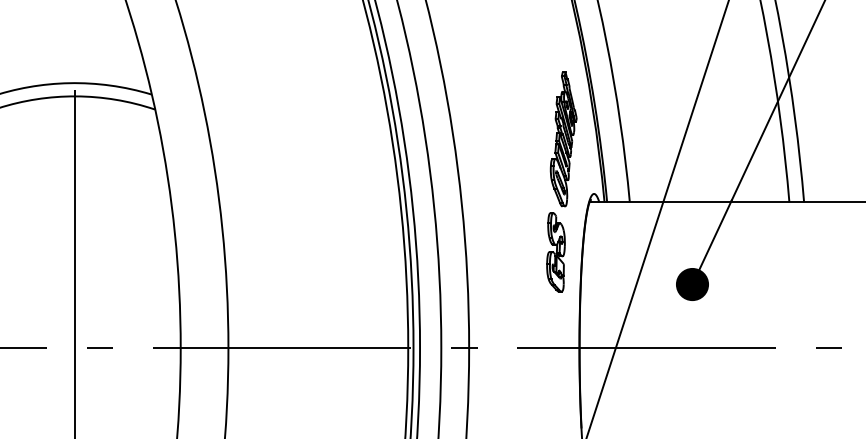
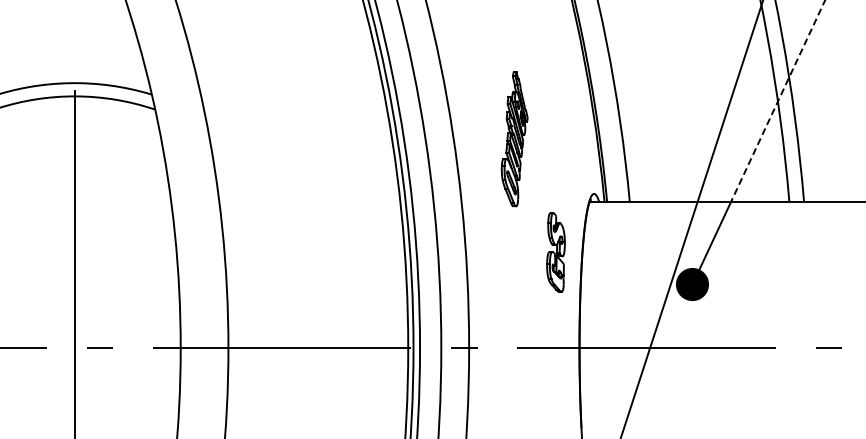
line: solid -> dashed (778, 100)
part position: (563, 139) -> (514, 139) (514, 139)
line position: (657, 218) -> (691, 218) (691, 218)
